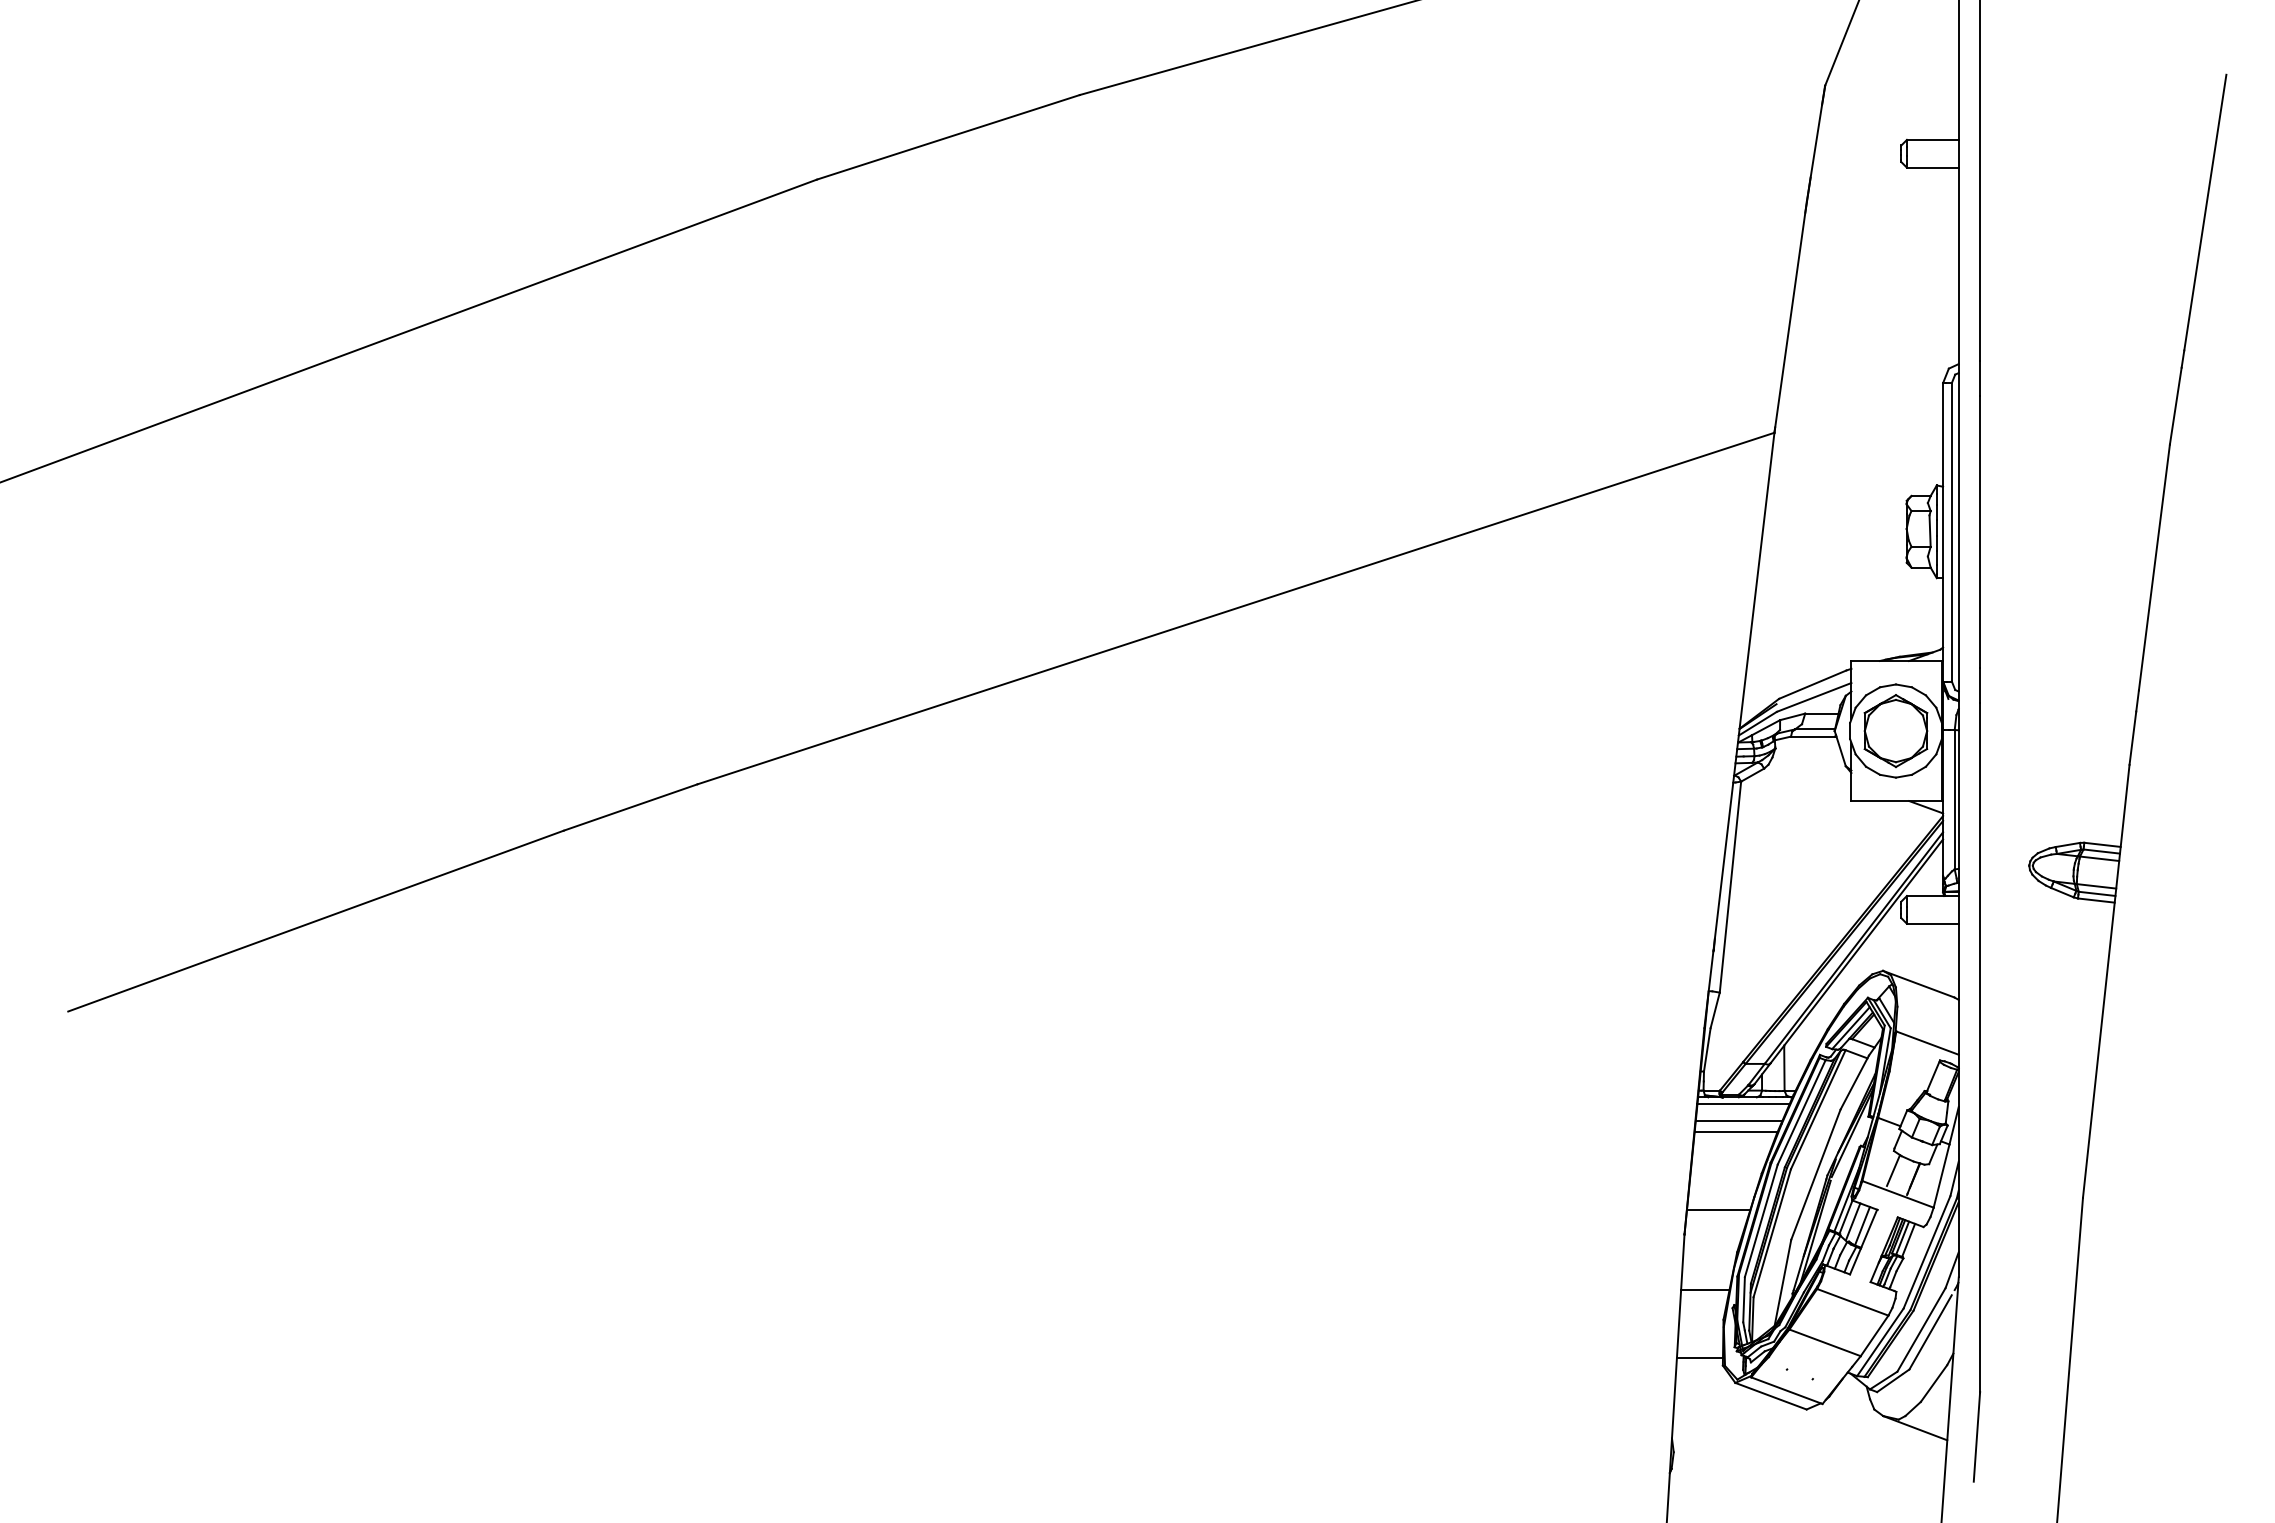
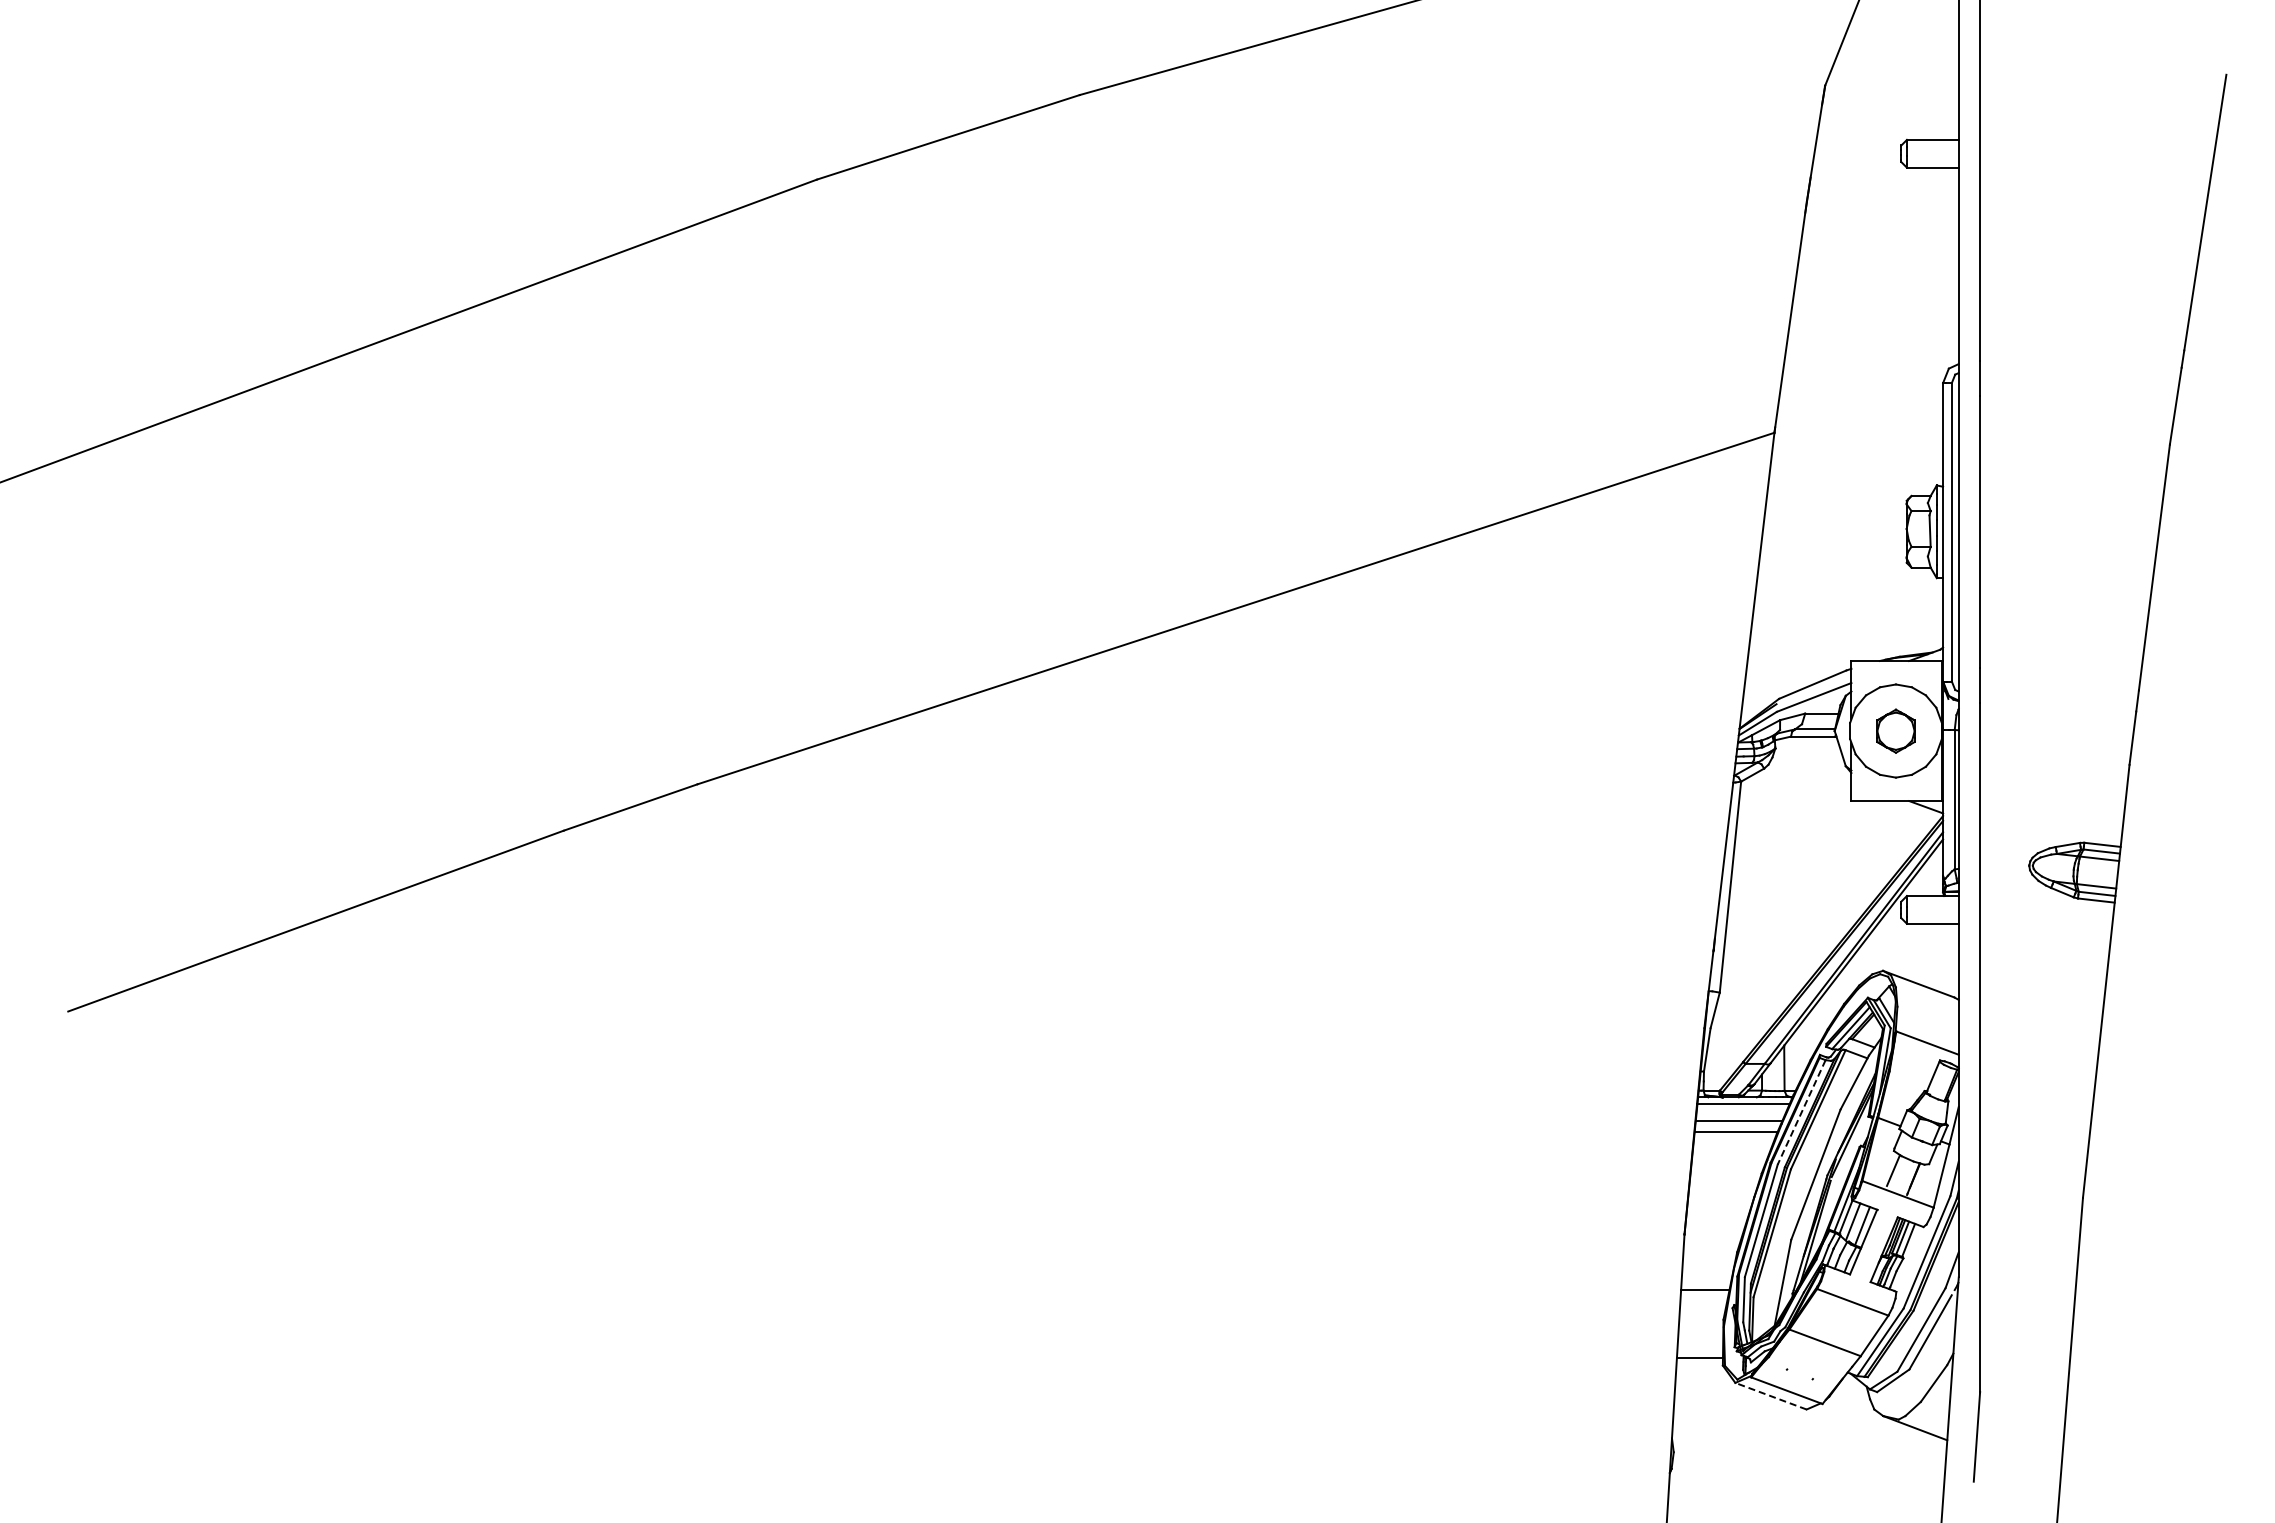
part size: 66x75 px -> 40x46 px (1895, 730)
line: solid -> dashed (1801, 1112)
line: present -> none (1718, 1209)
line: solid -> dashed (1770, 1396)
